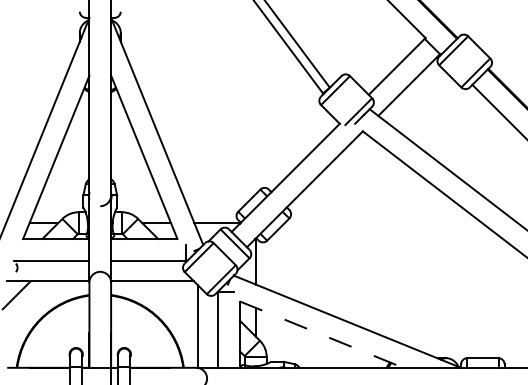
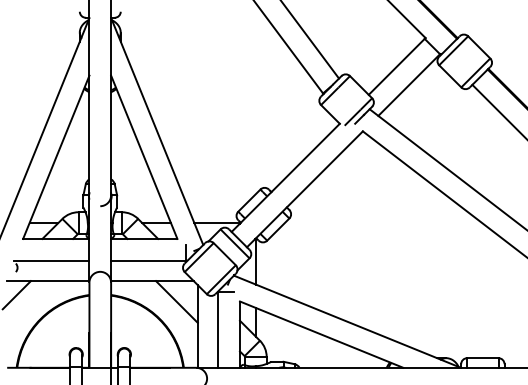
line position: (297, 44) -> (310, 40) (310, 40)
line: none -> present (176, 301)
line: dashed -> solid (322, 334)
